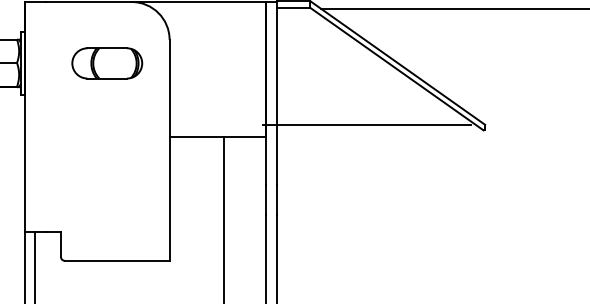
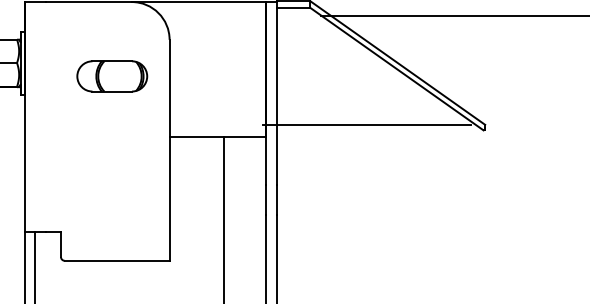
line position: (453, 8) -> (453, 15) (453, 15)
part position: (107, 63) -> (112, 76) (112, 76)
